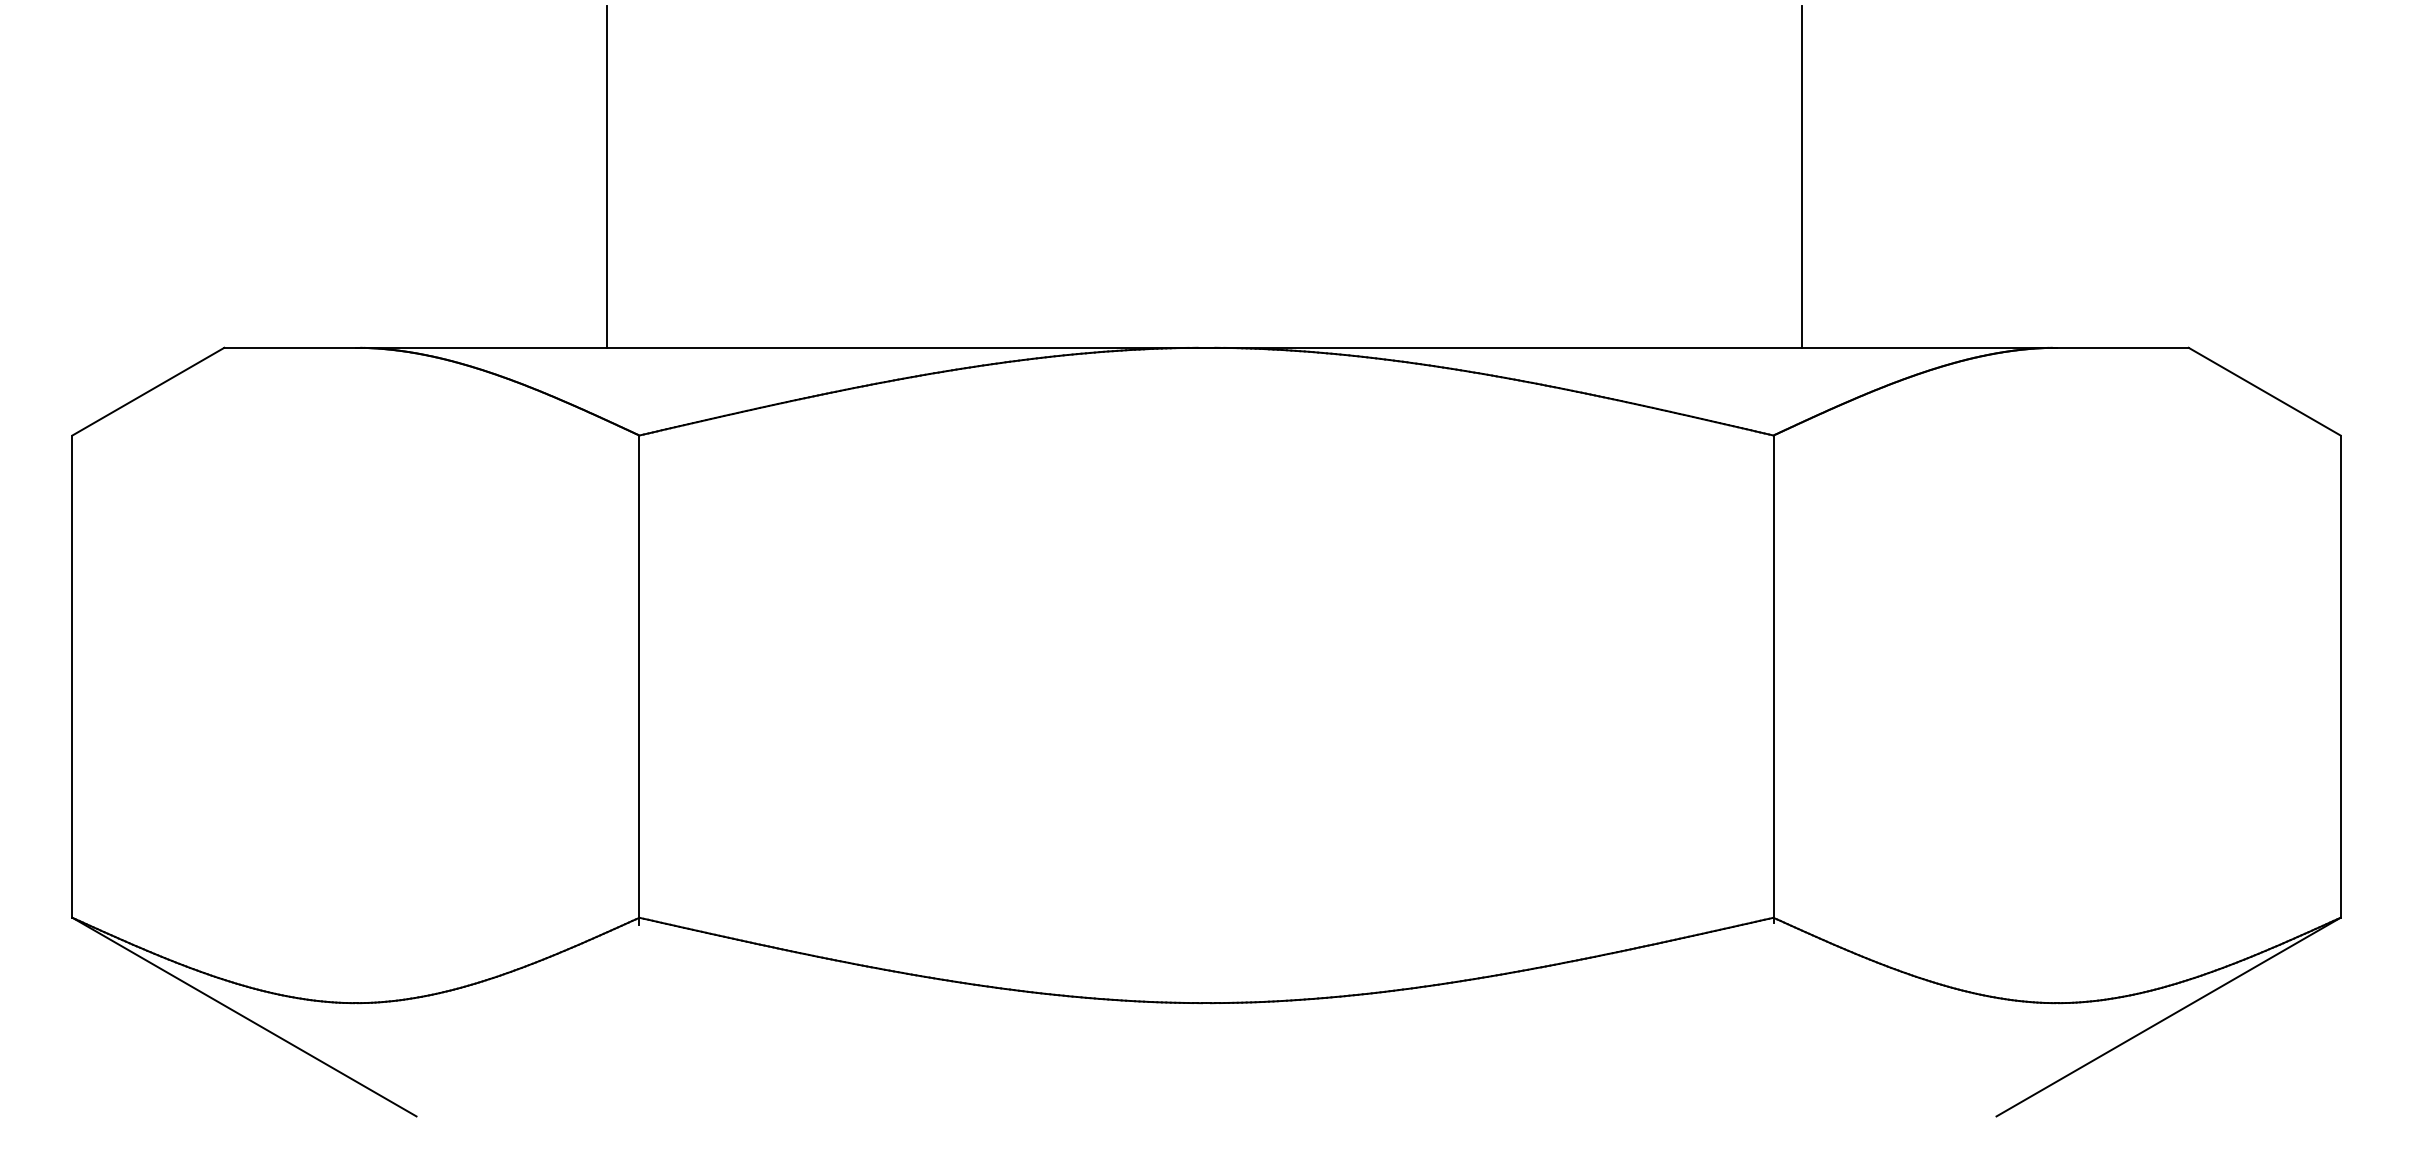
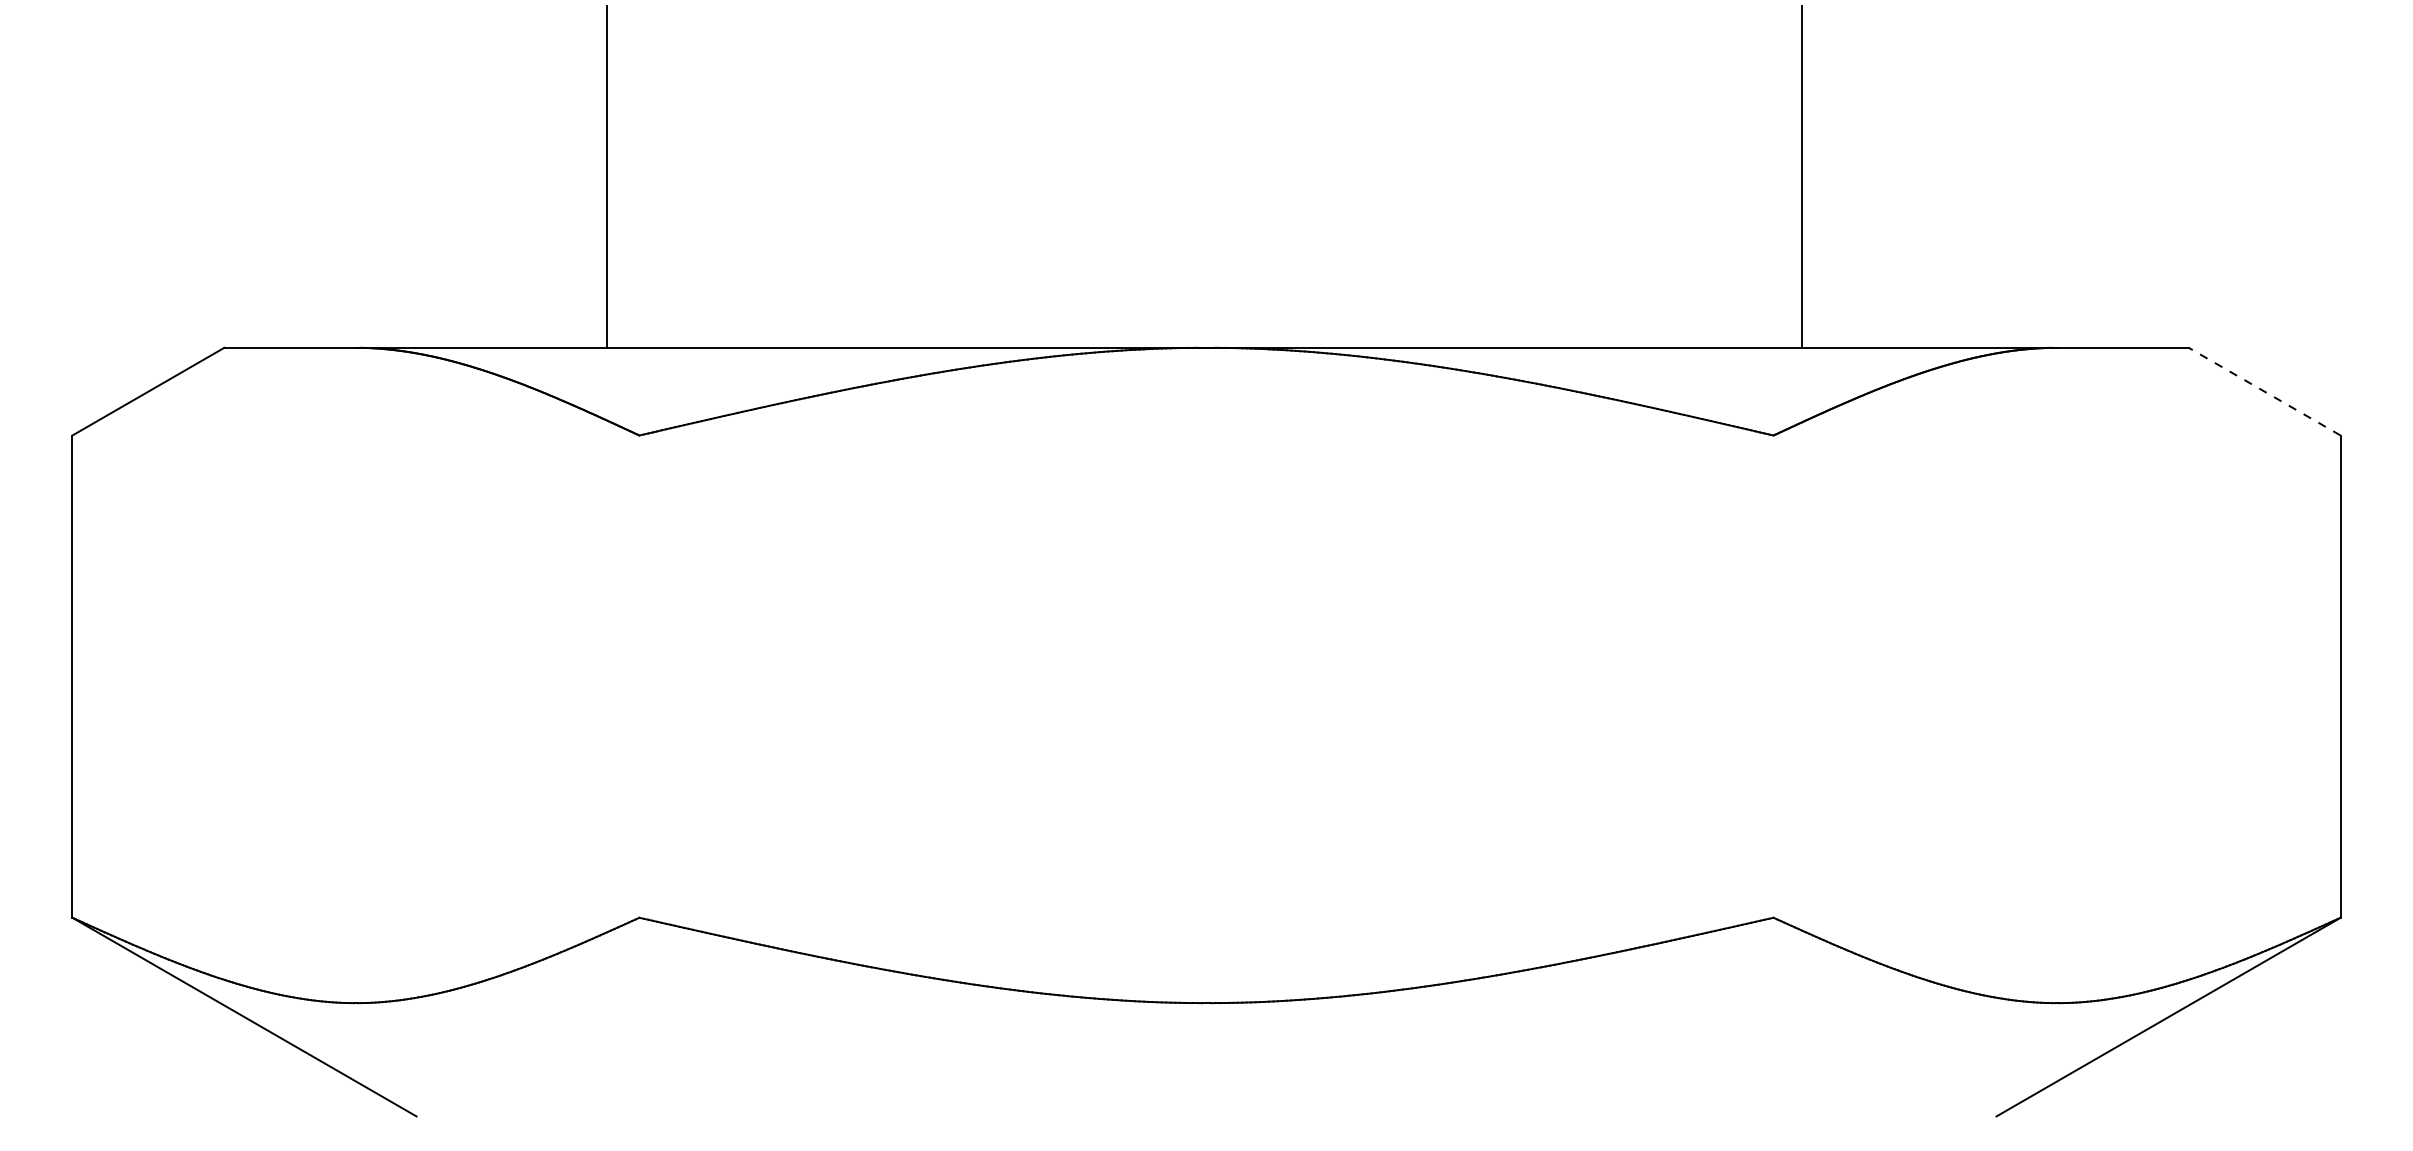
line: solid -> dashed (2264, 391)
line: present -> none (1773, 679)
line: present -> none (639, 680)
